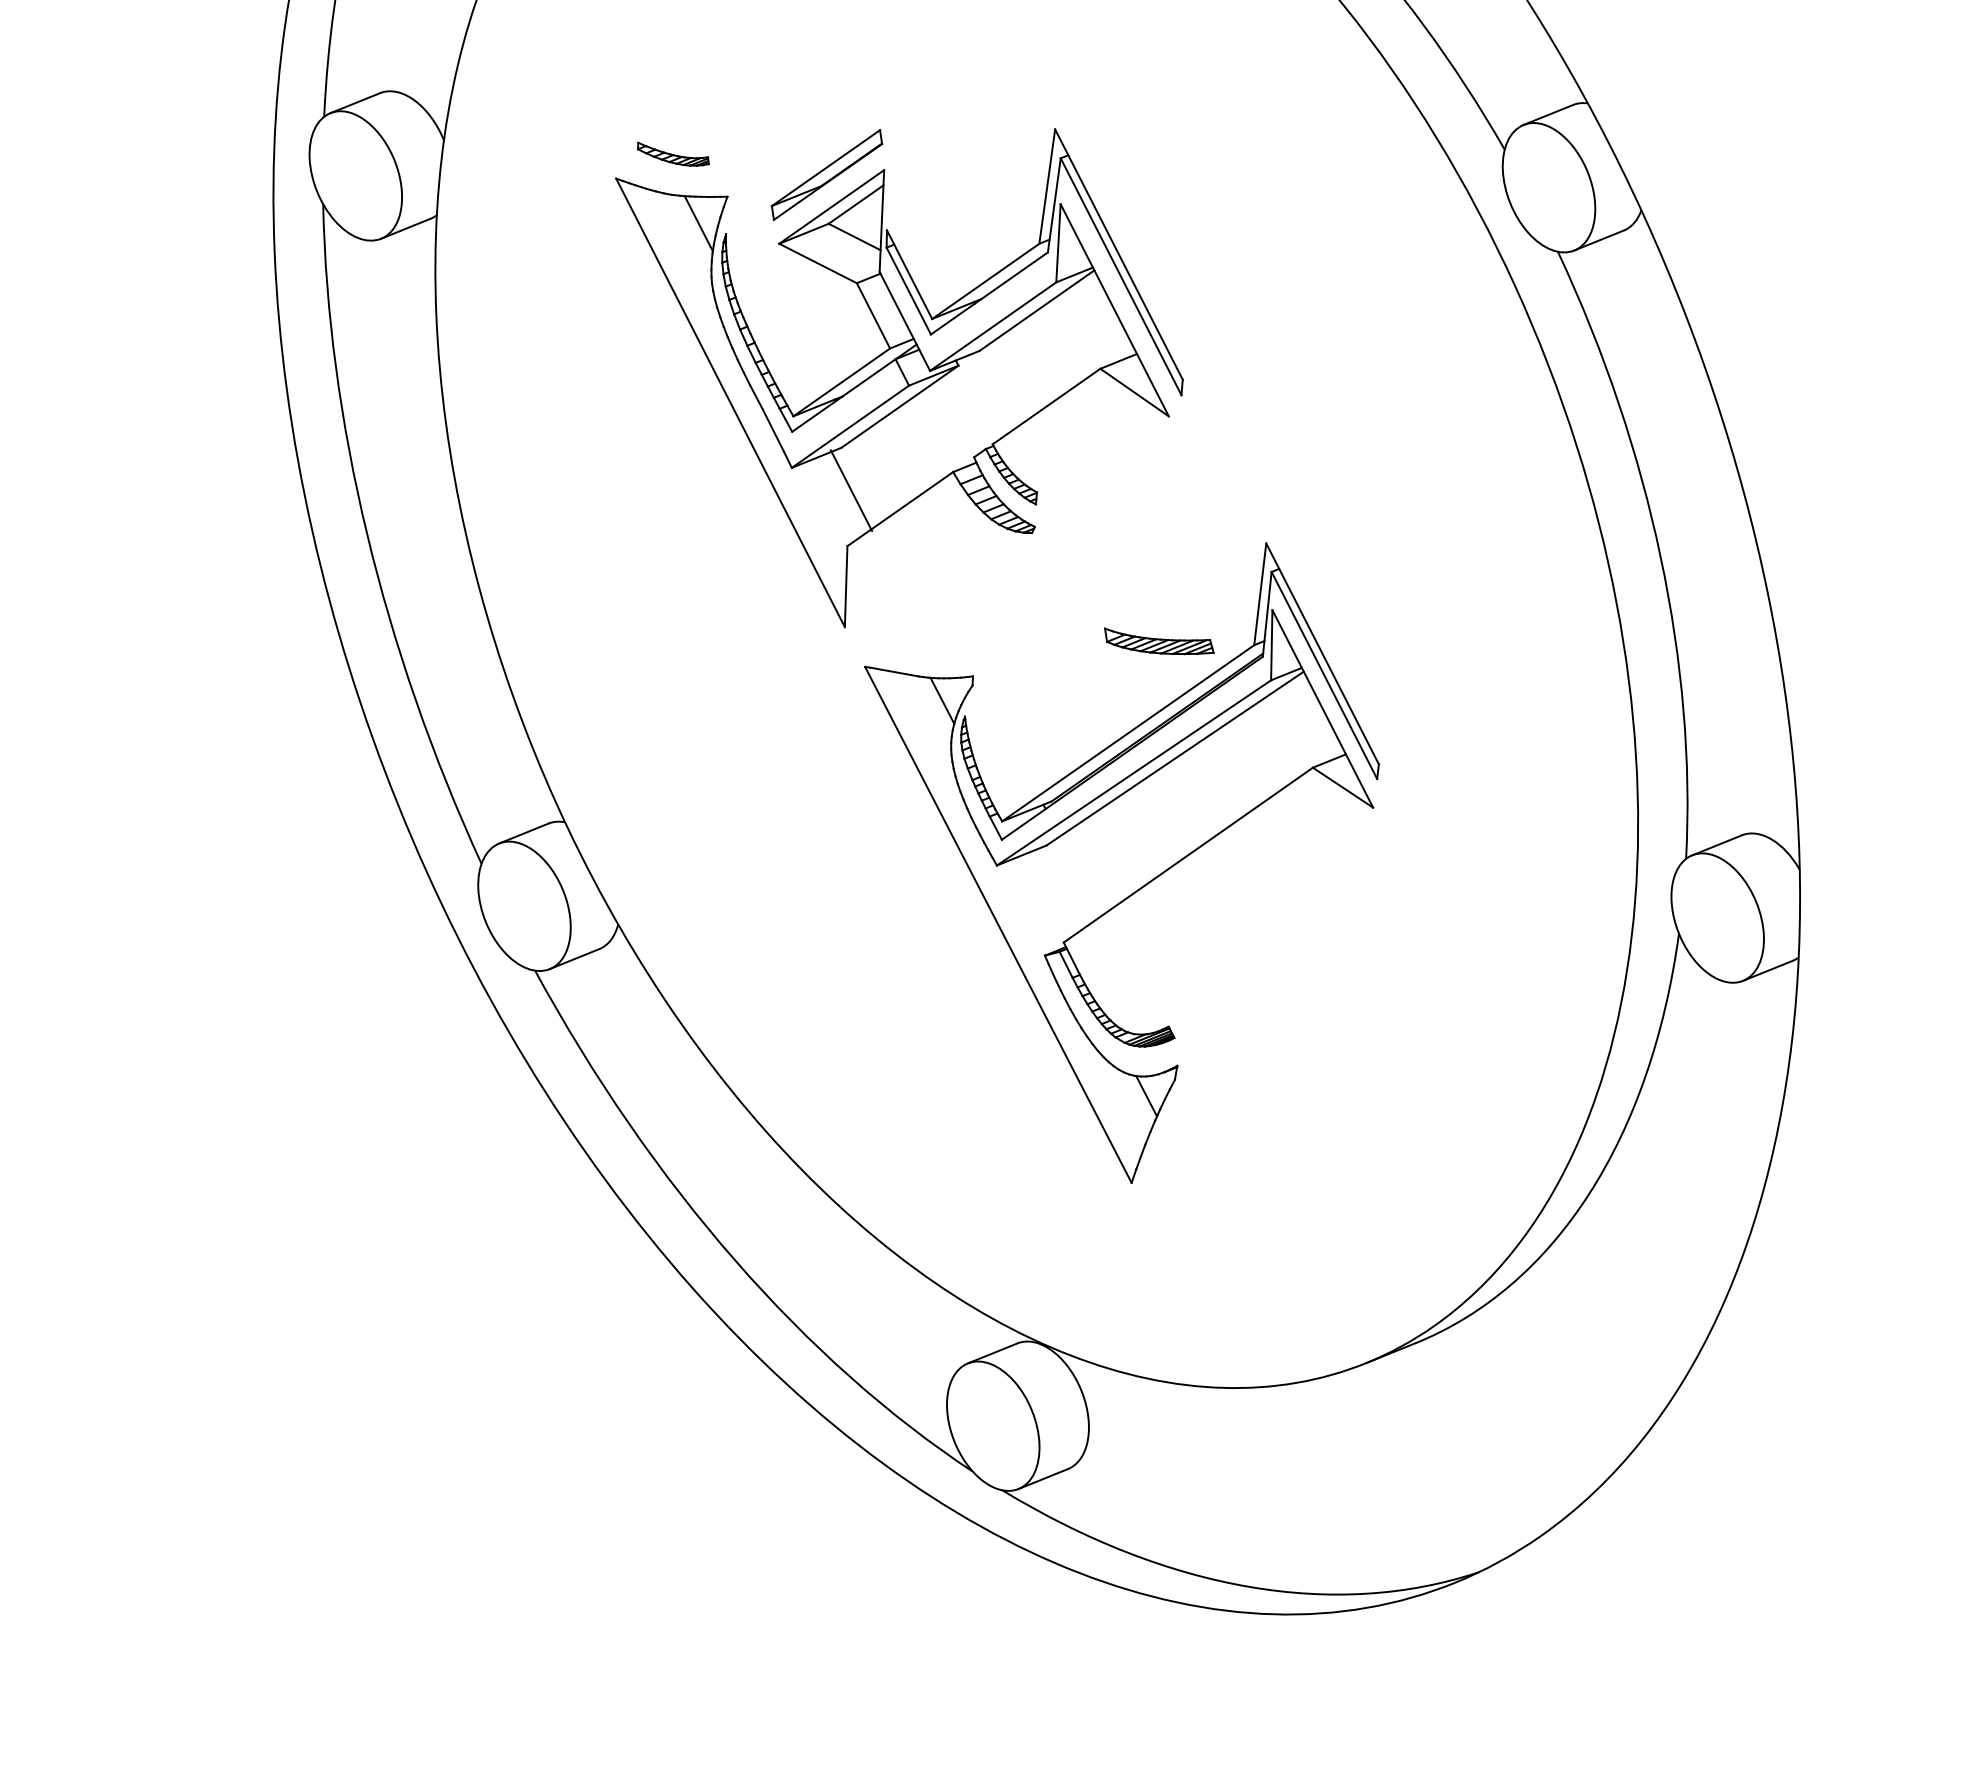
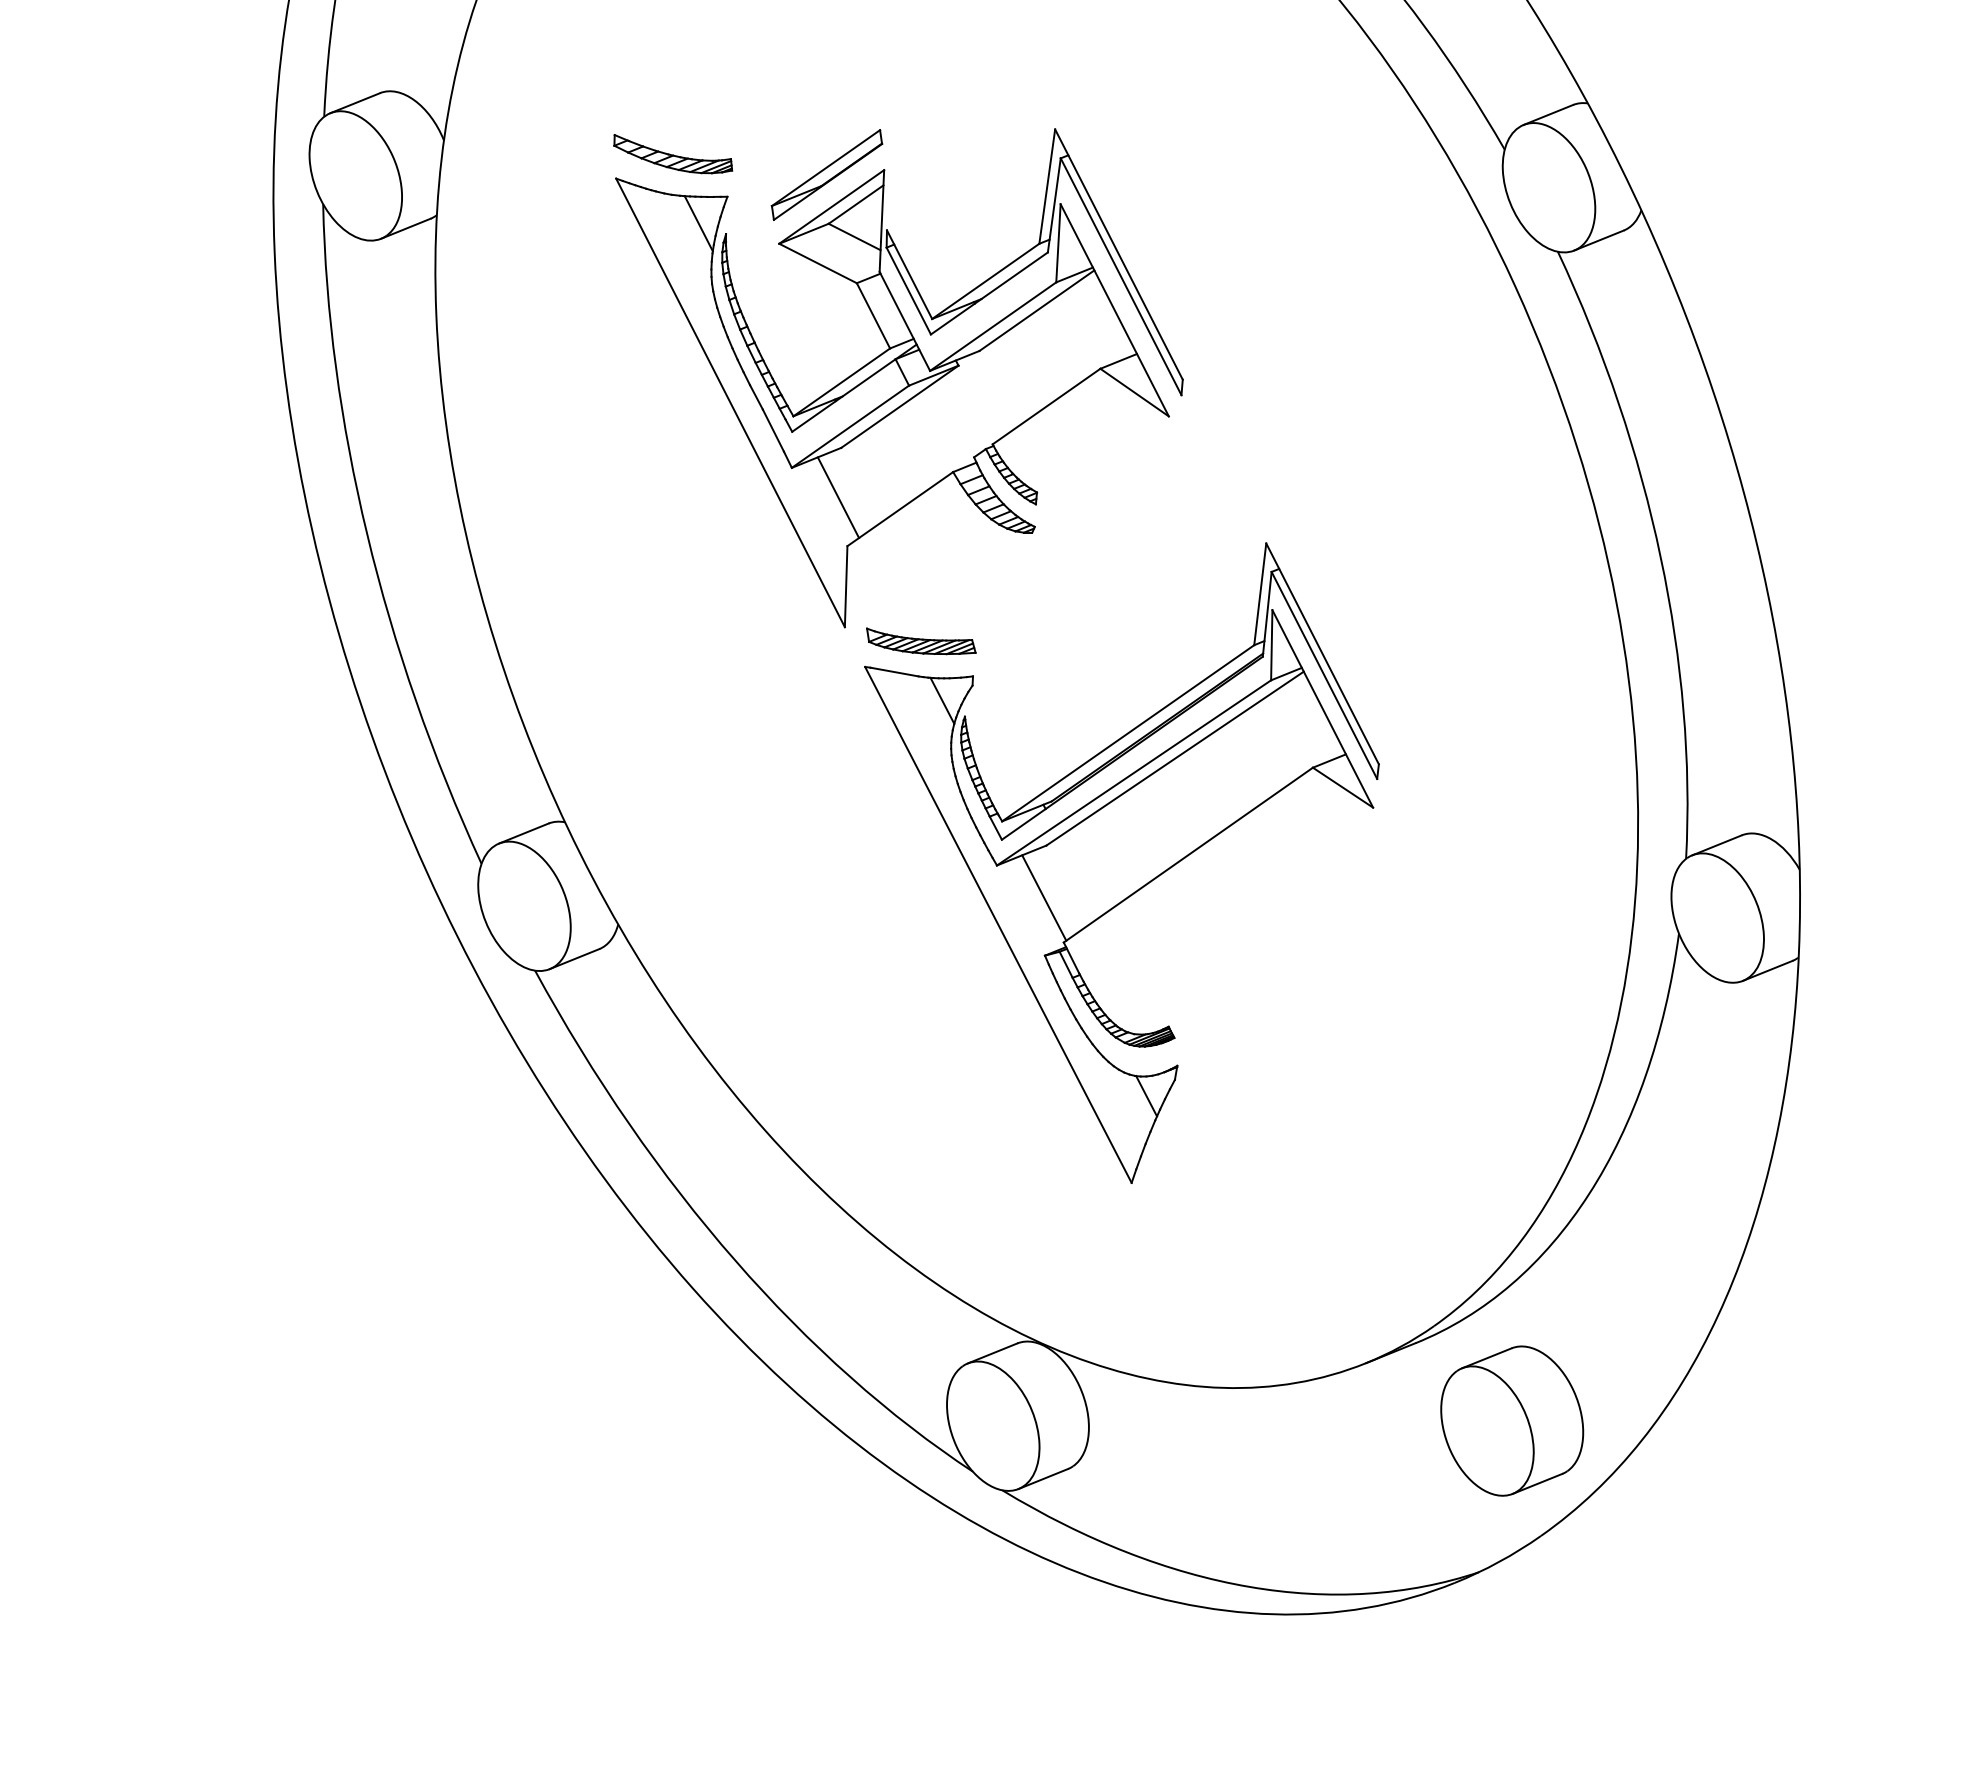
part size: 73x26 px -> 121x41 px (673, 154)
line position: (851, 490) -> (838, 497) (838, 497)
part position: (1159, 641) -> (921, 641) (921, 641)
line: none -> present (1044, 897)
part: none -> present (1512, 1420)
